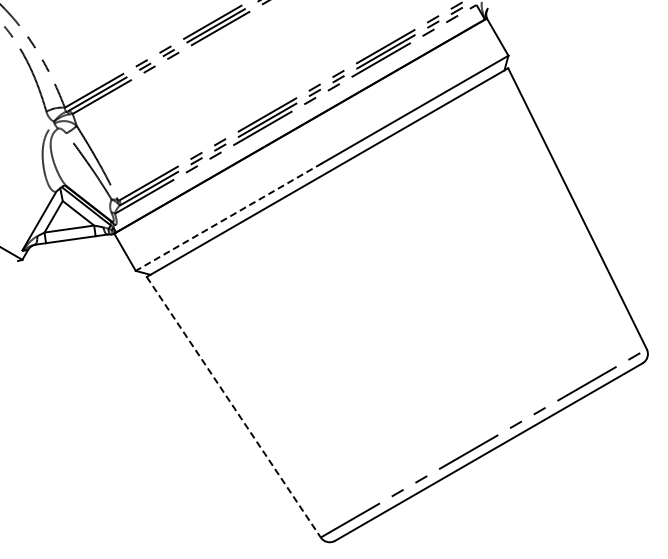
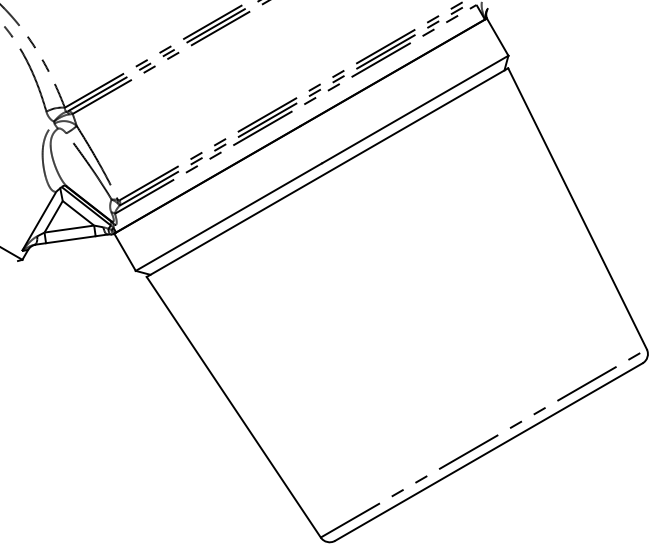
line: dashed -> solid (228, 217)
line: dashed -> solid (233, 407)
